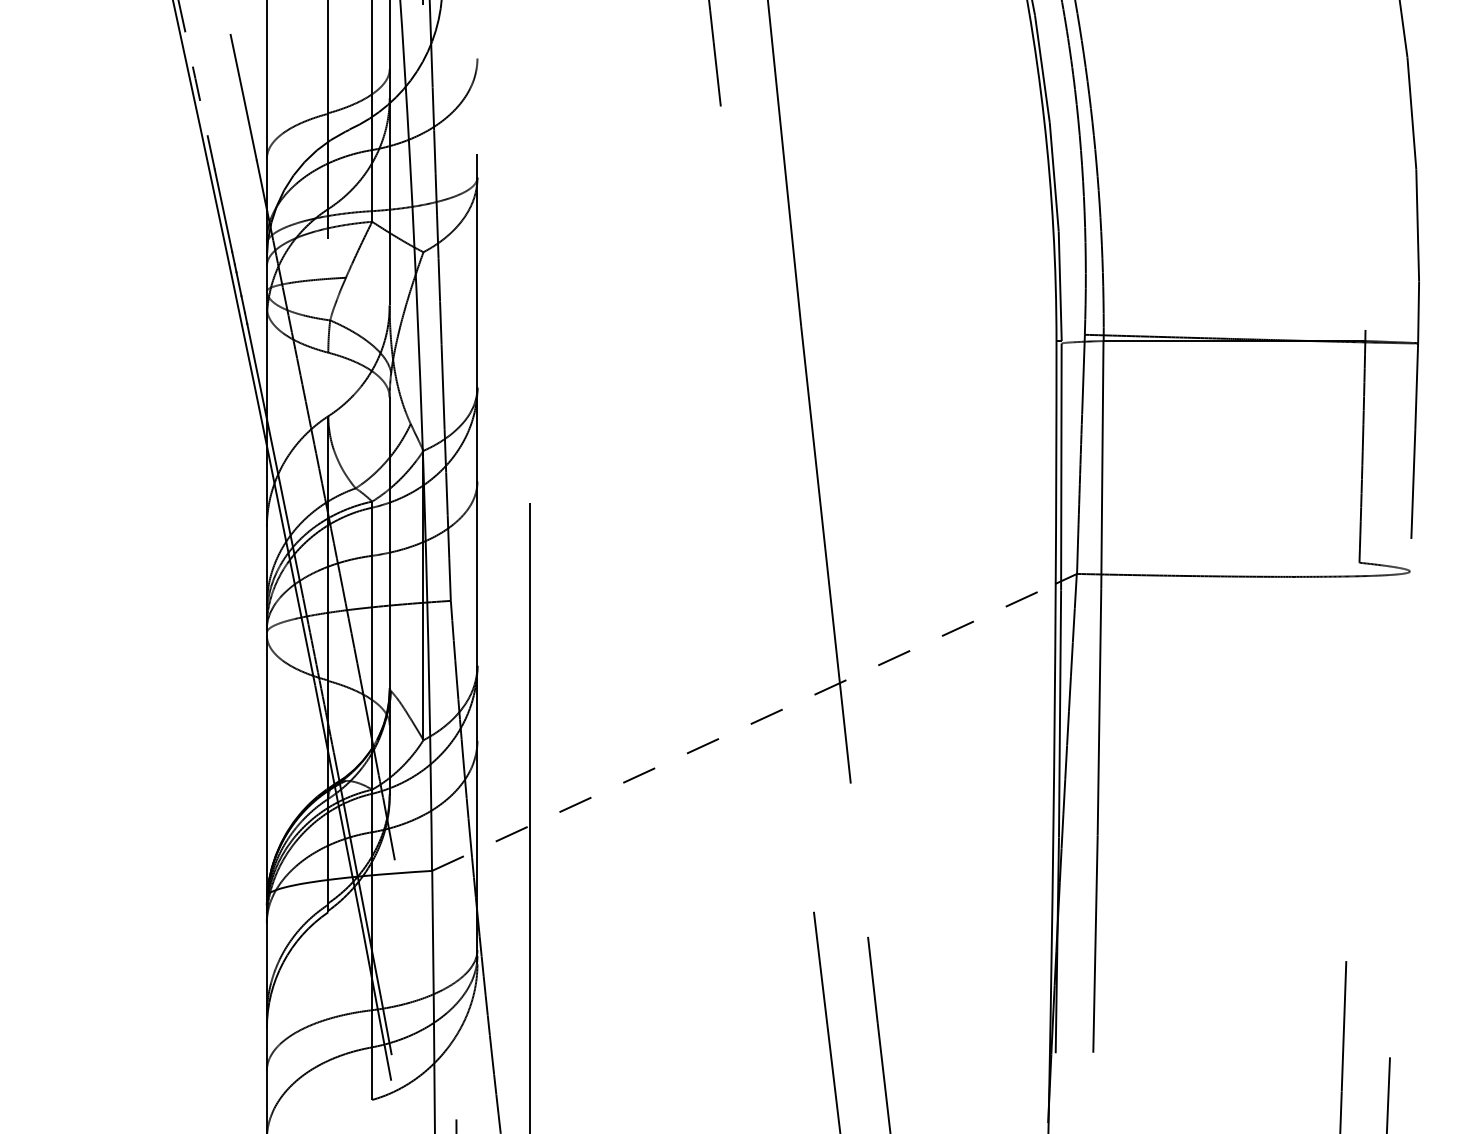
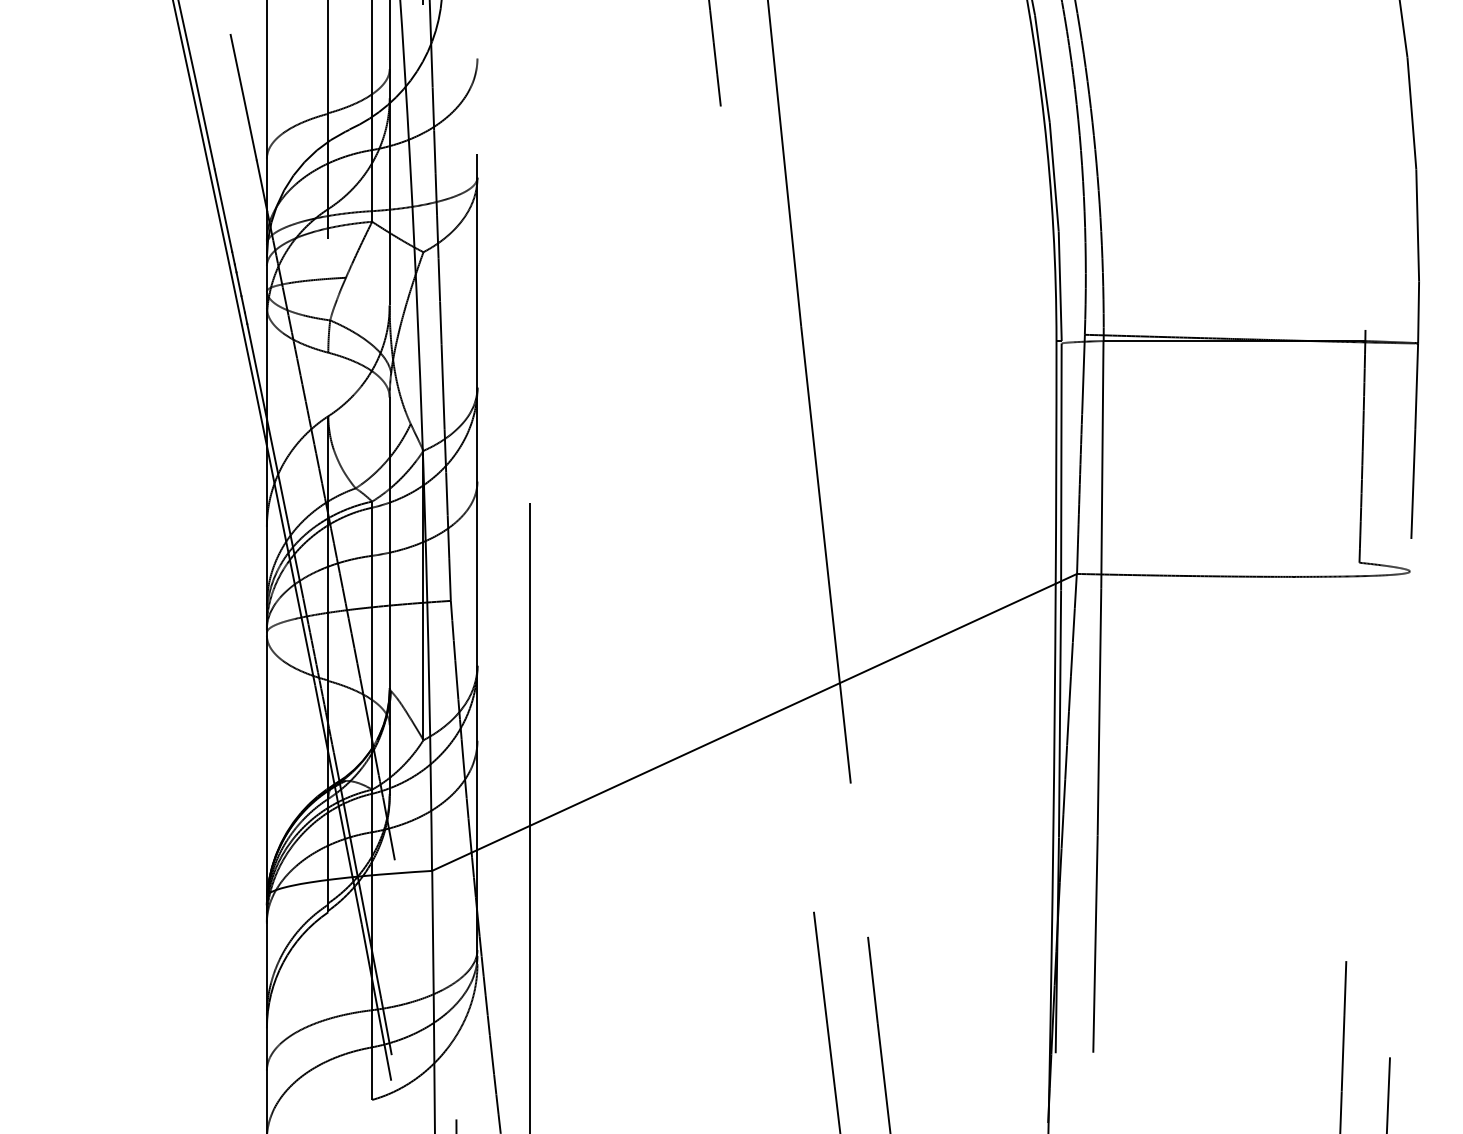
arc: dashed -> solid (196, 84)
line: dashed -> solid (743, 727)
